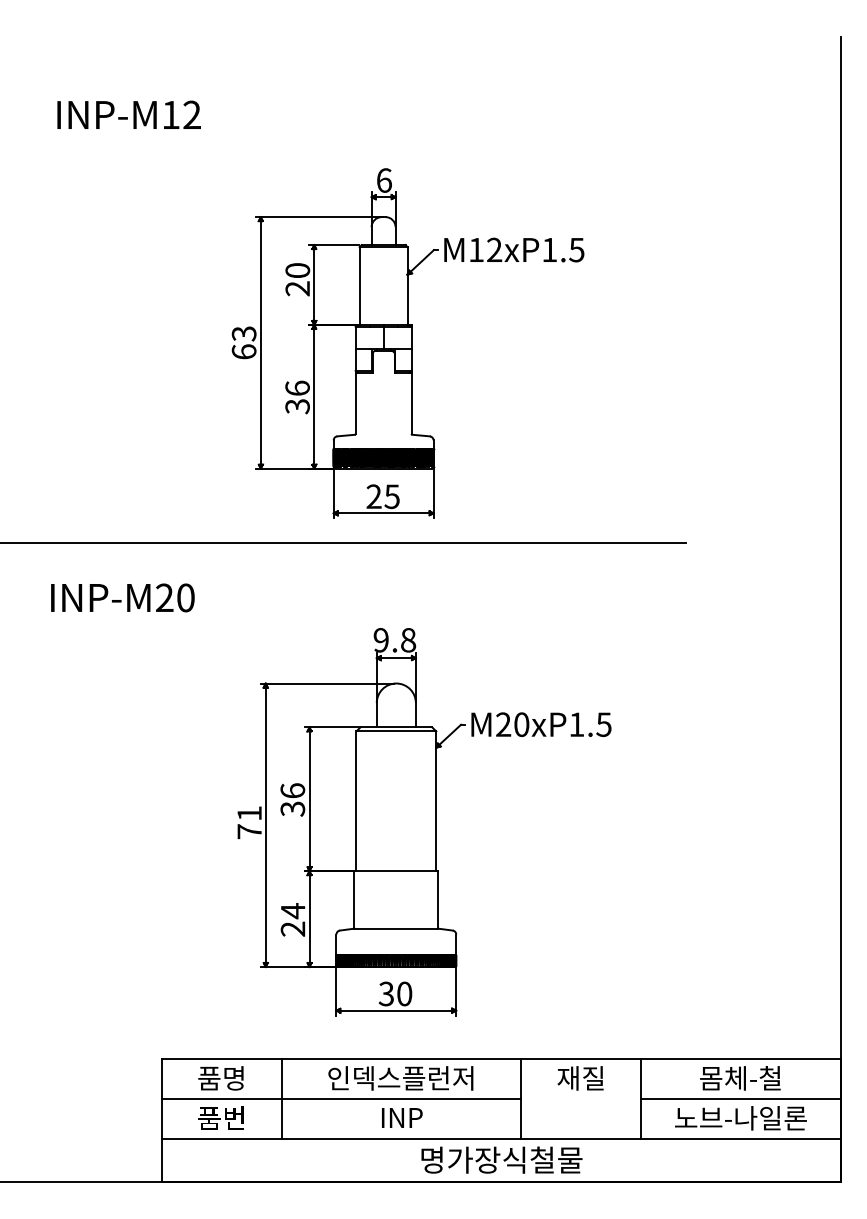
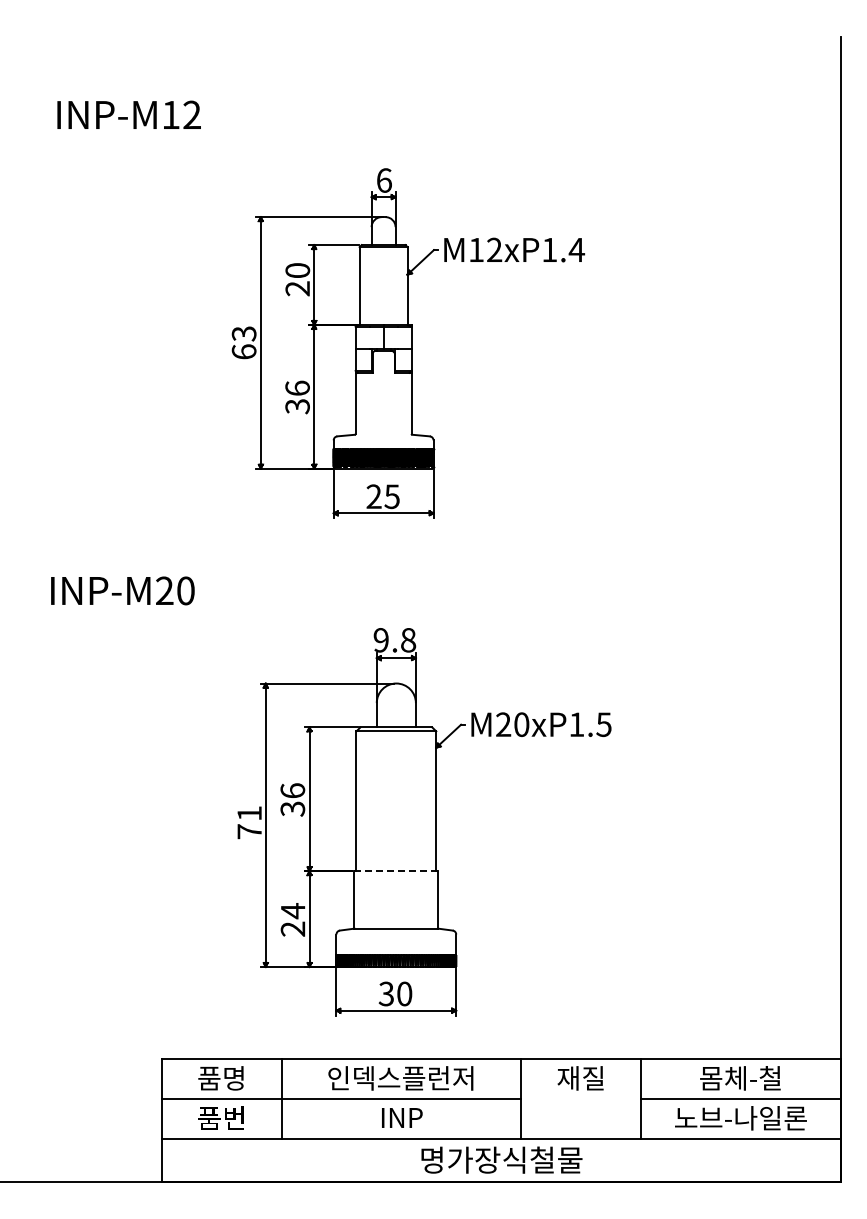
text: M12xP1.5 -> M12xP1.4 (576, 250)
line: present -> none (344, 543)
text position: (122, 597) -> (122, 590) (122, 590)
line: solid -> dashed (396, 871)
